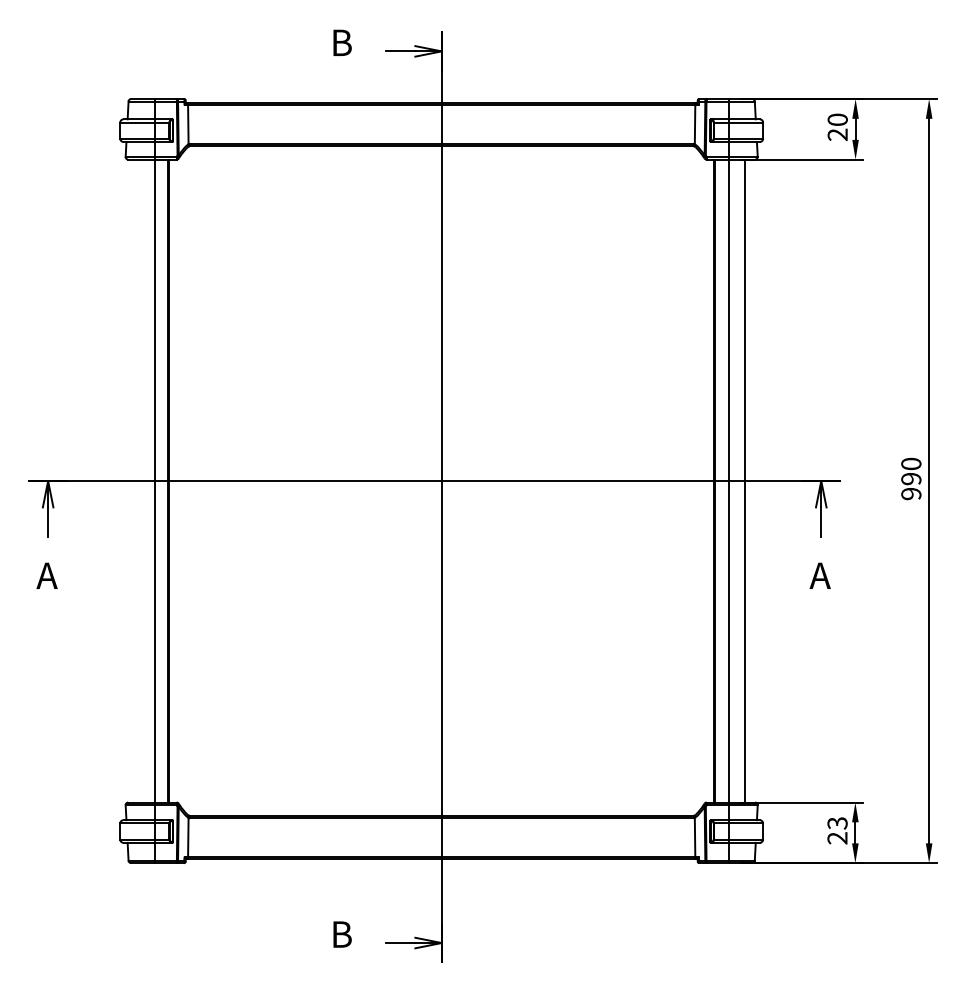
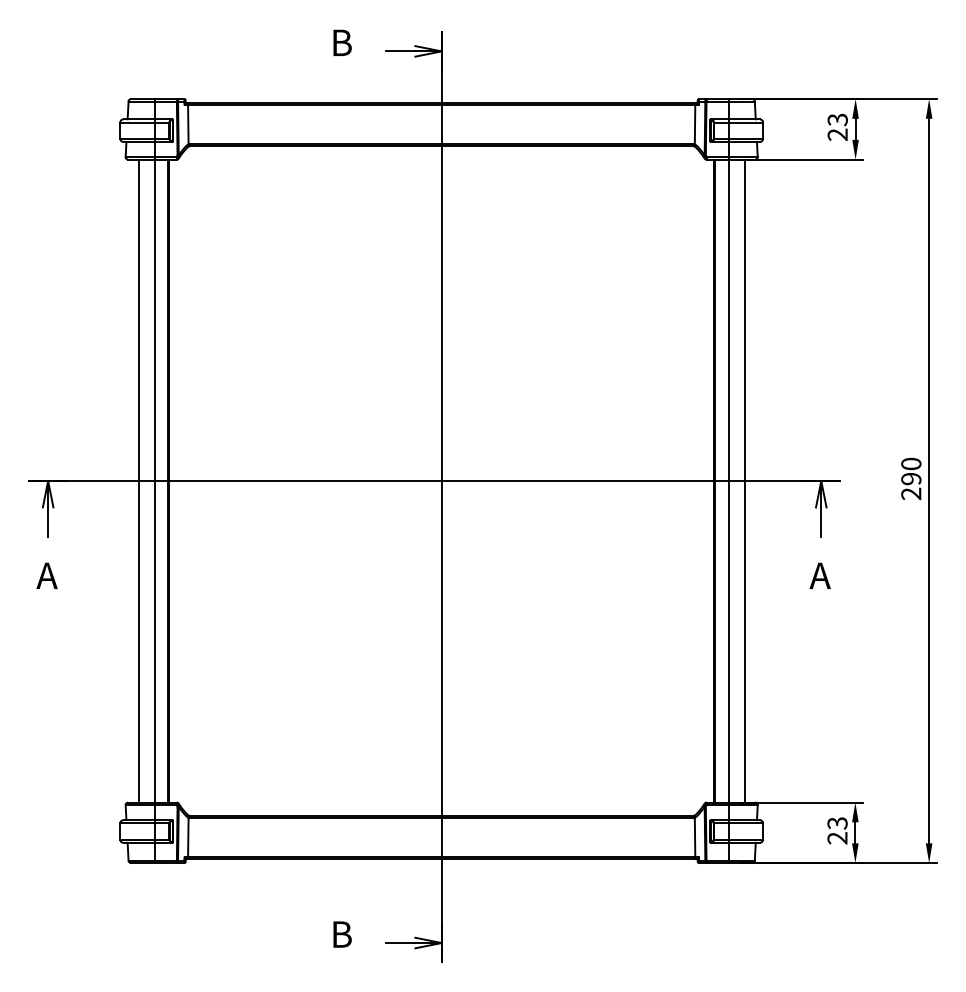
text: 20 -> 23 (837, 119)
line: none -> present (138, 480)
text: 990 -> 290 (911, 493)
